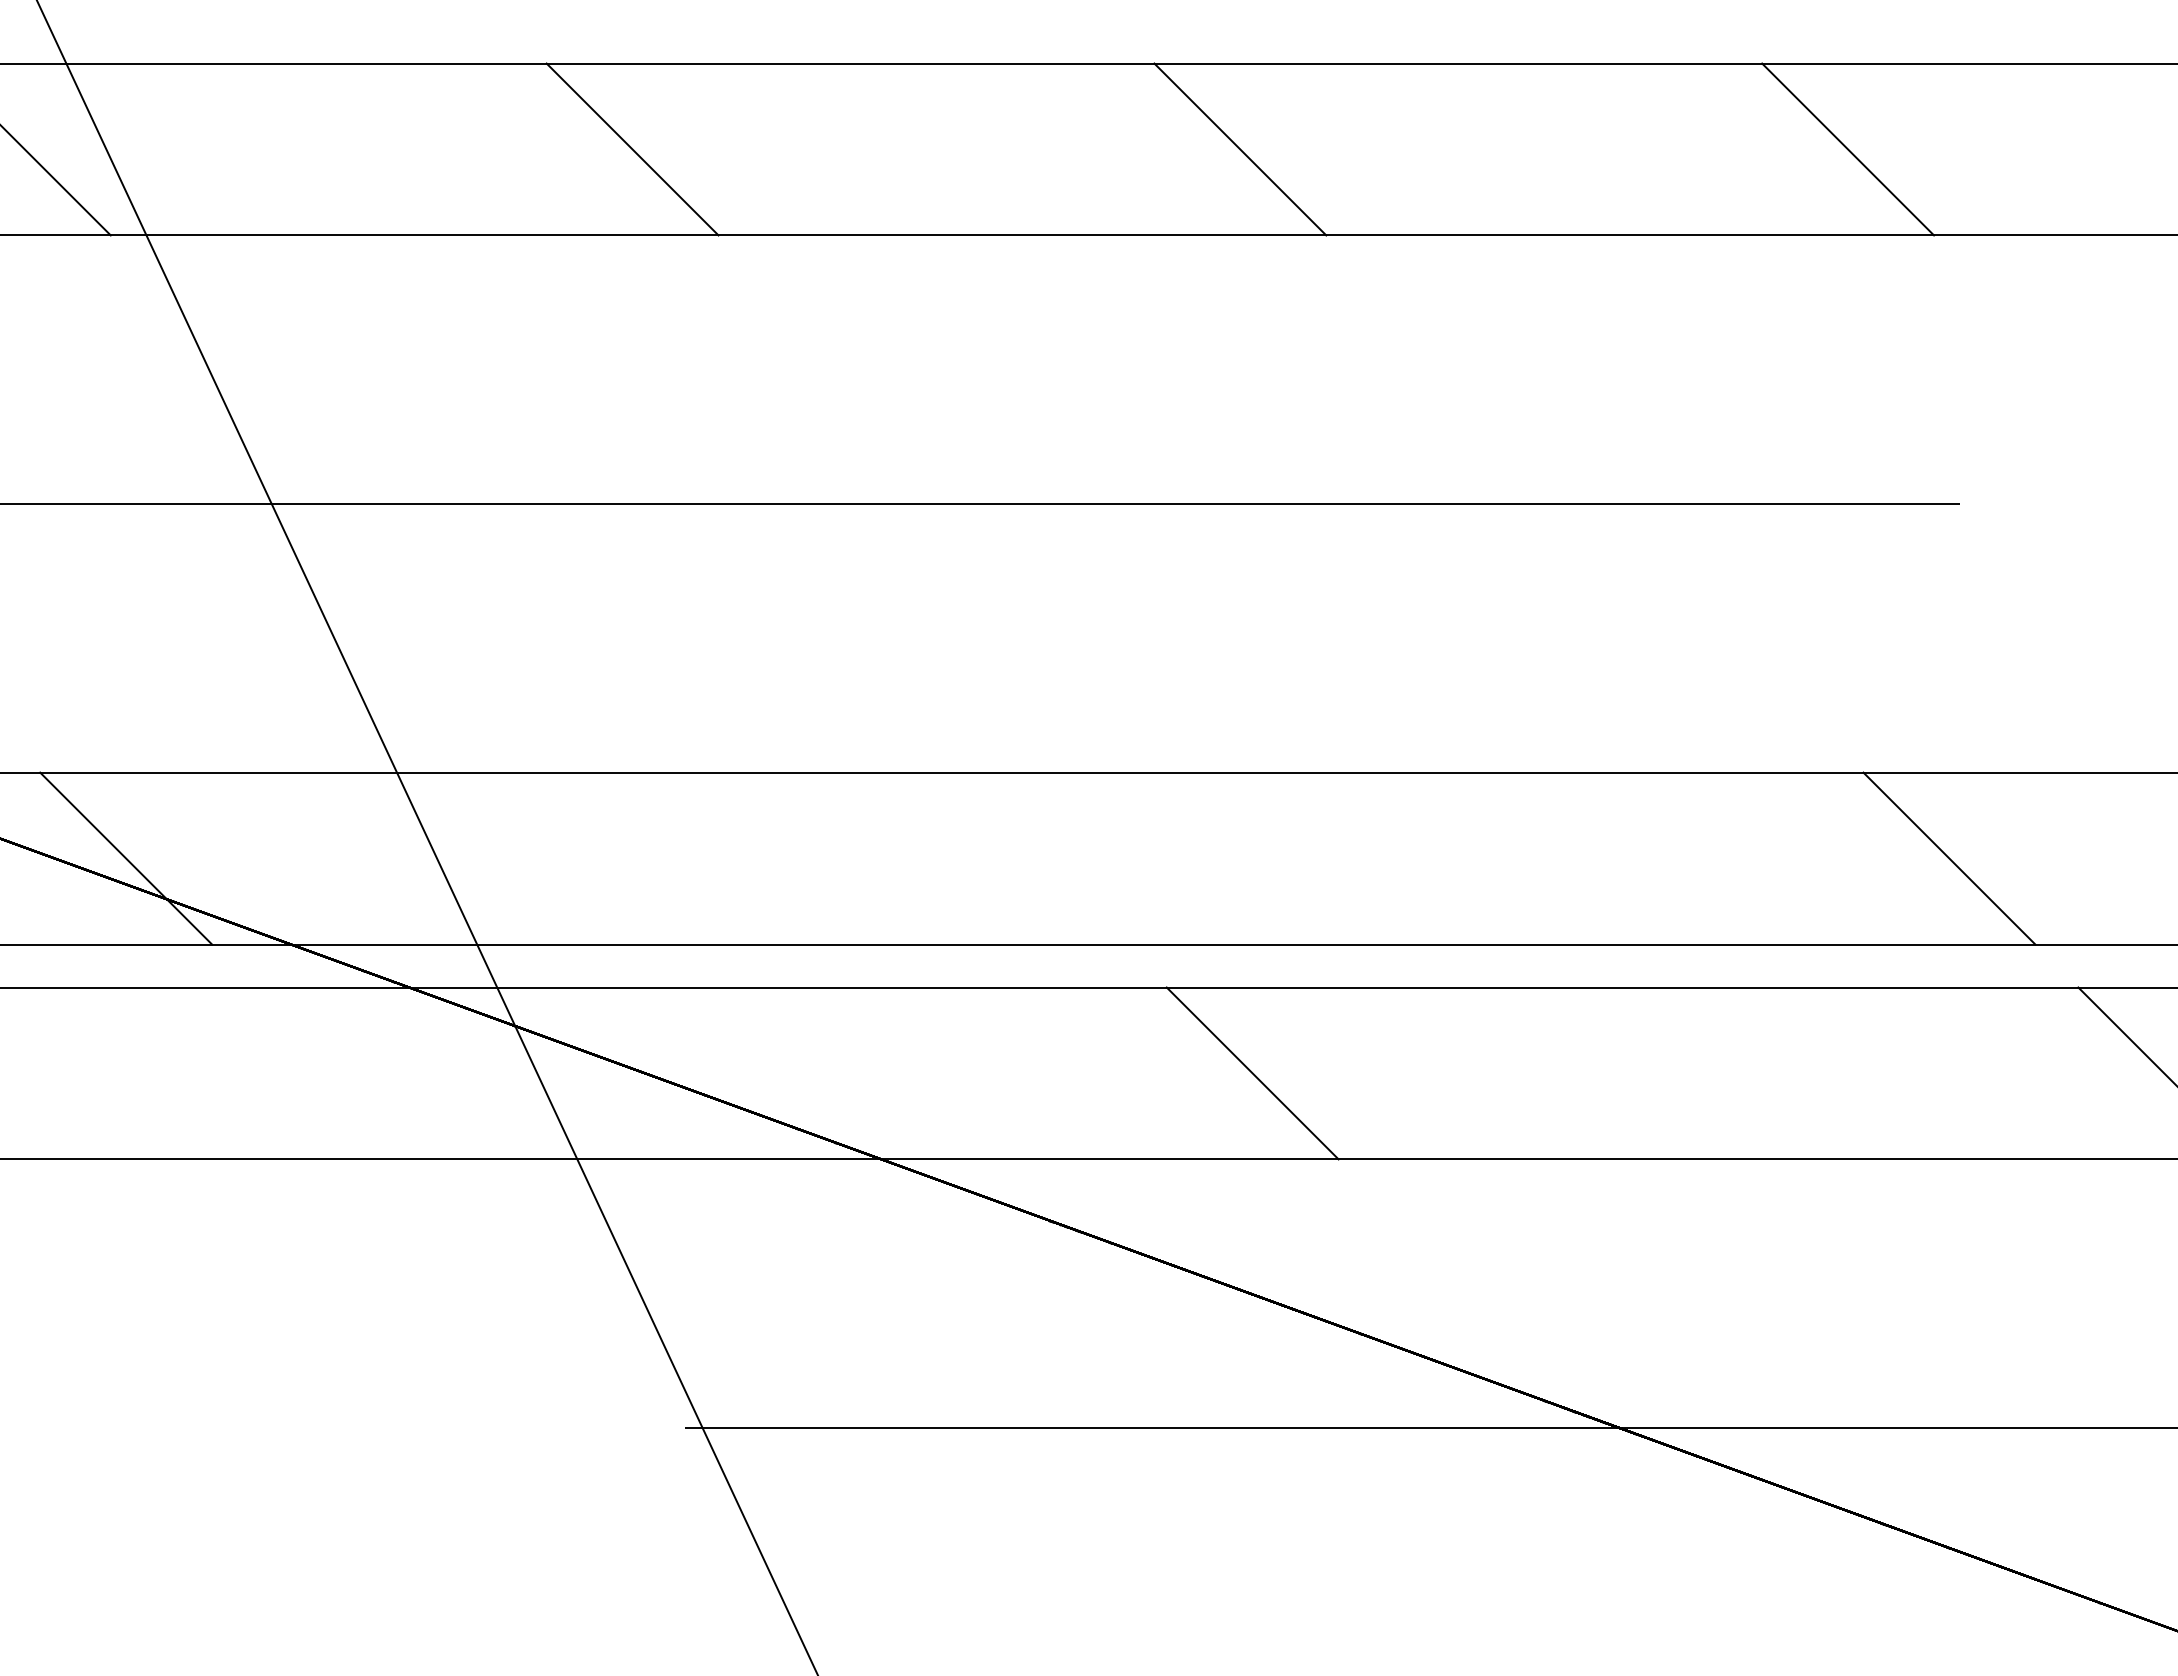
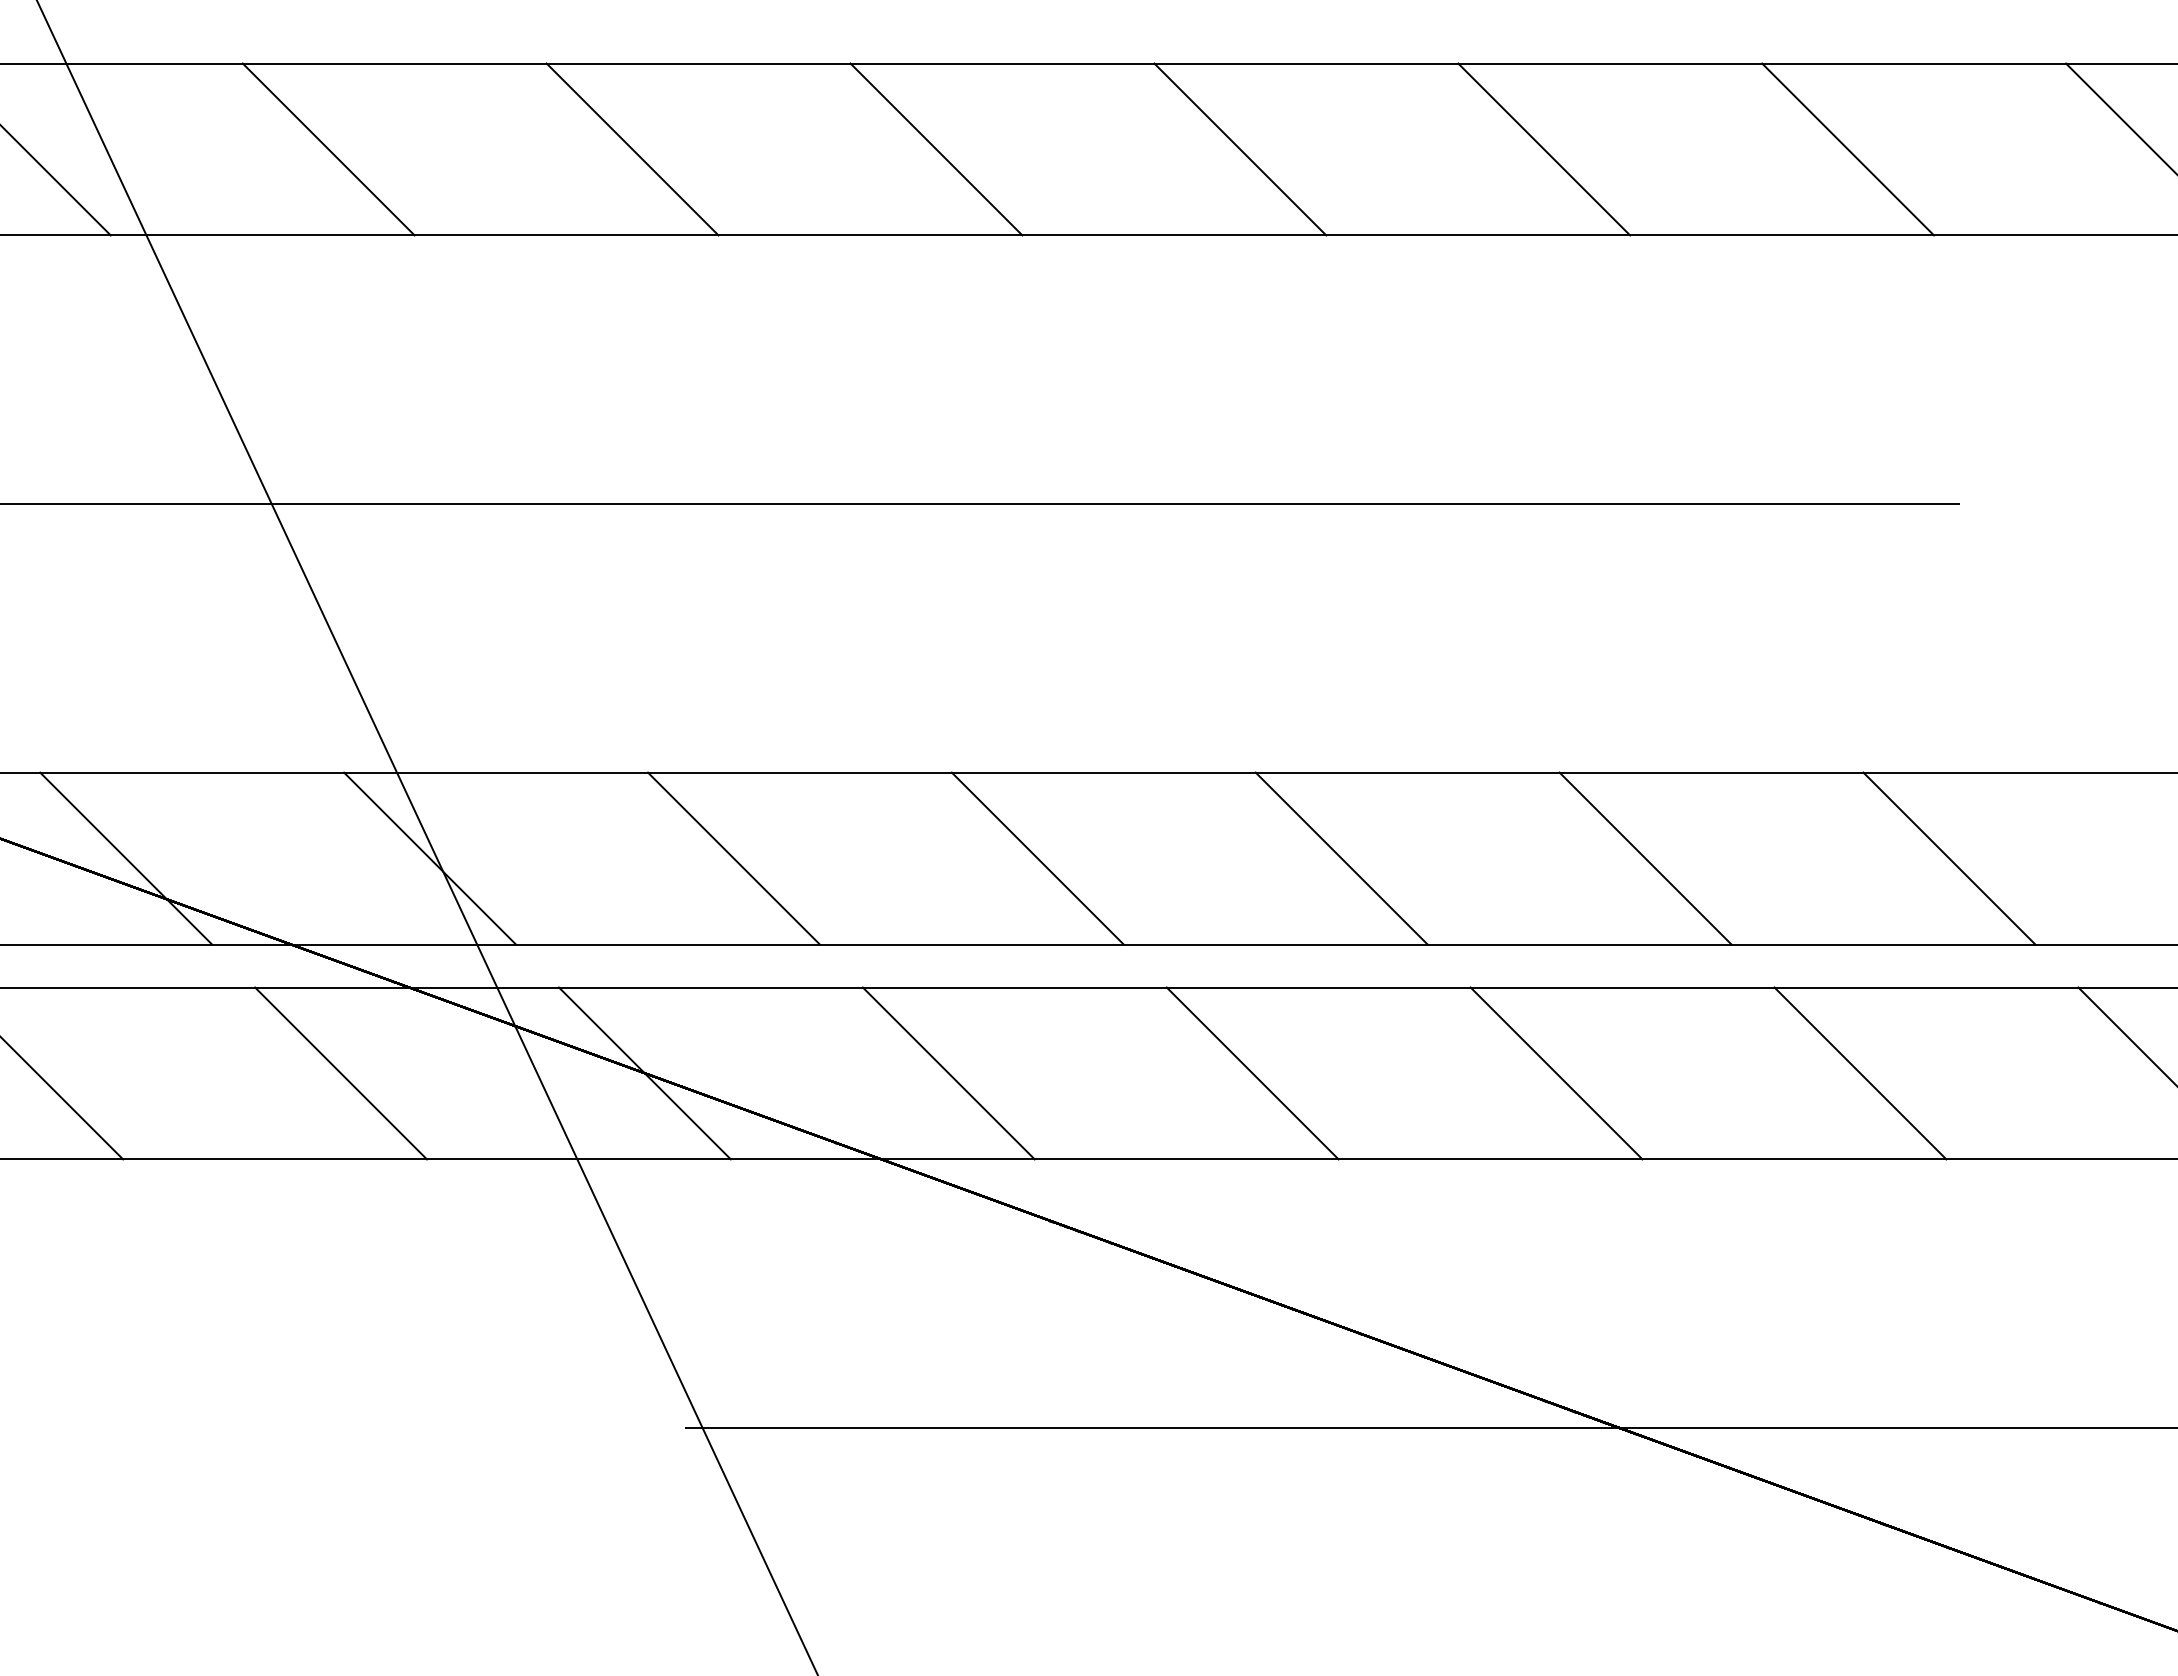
line: none -> present (2120, 117)
line: none -> present (328, 149)
line: none -> present (936, 149)
line: none -> present (1544, 149)
line: none -> present (429, 858)
line: none -> present (733, 858)
line: none -> present (1037, 858)
line: none -> present (1341, 858)
line: none -> present (1645, 858)
line: none -> present (340, 1073)
line: none -> present (644, 1073)
line: none -> present (948, 1073)
line: none -> present (1556, 1073)
line: none -> present (1860, 1073)
line: none -> present (62, 1098)
